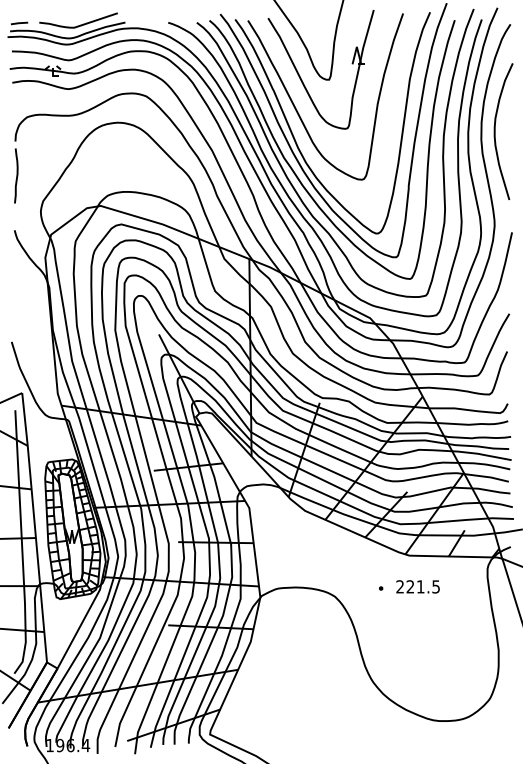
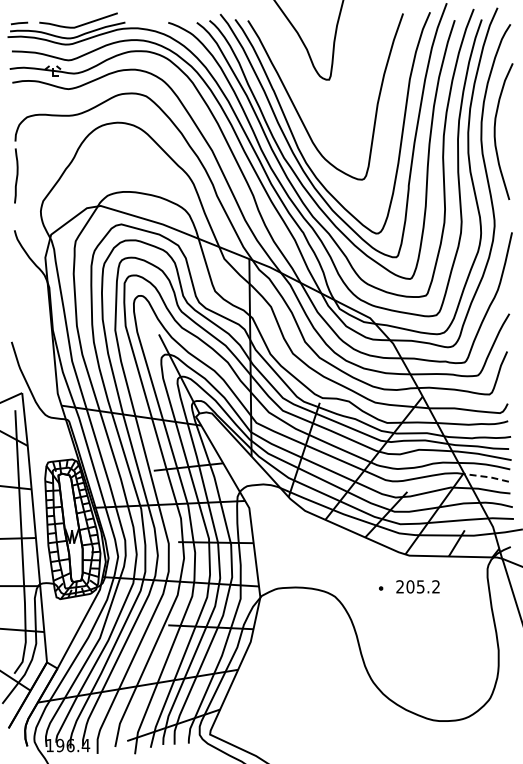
part: present -> none (302, 79)
line: solid -> dashed (487, 477)
text: 221.5 -> 205.2 (422, 586)
